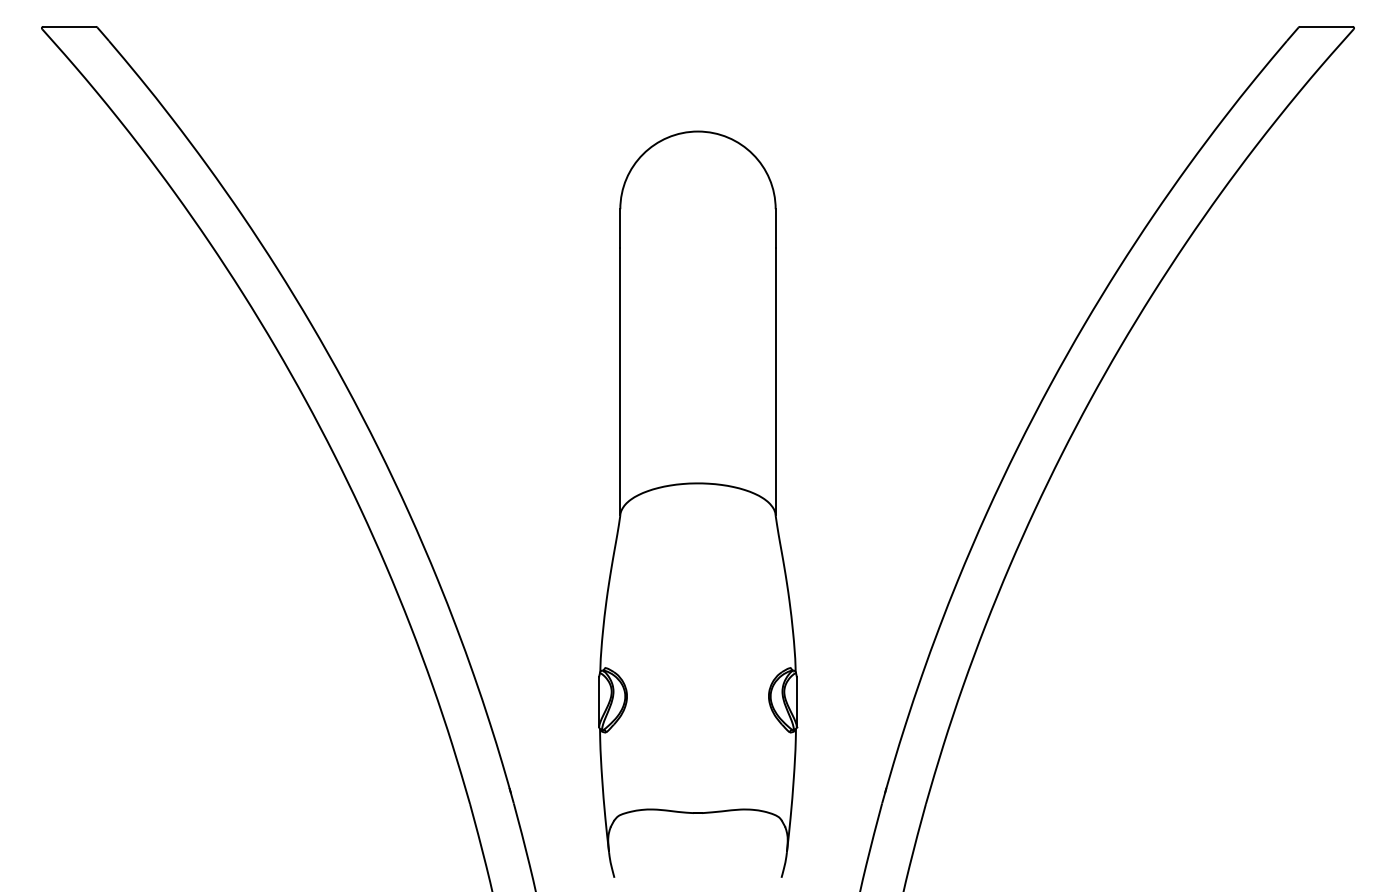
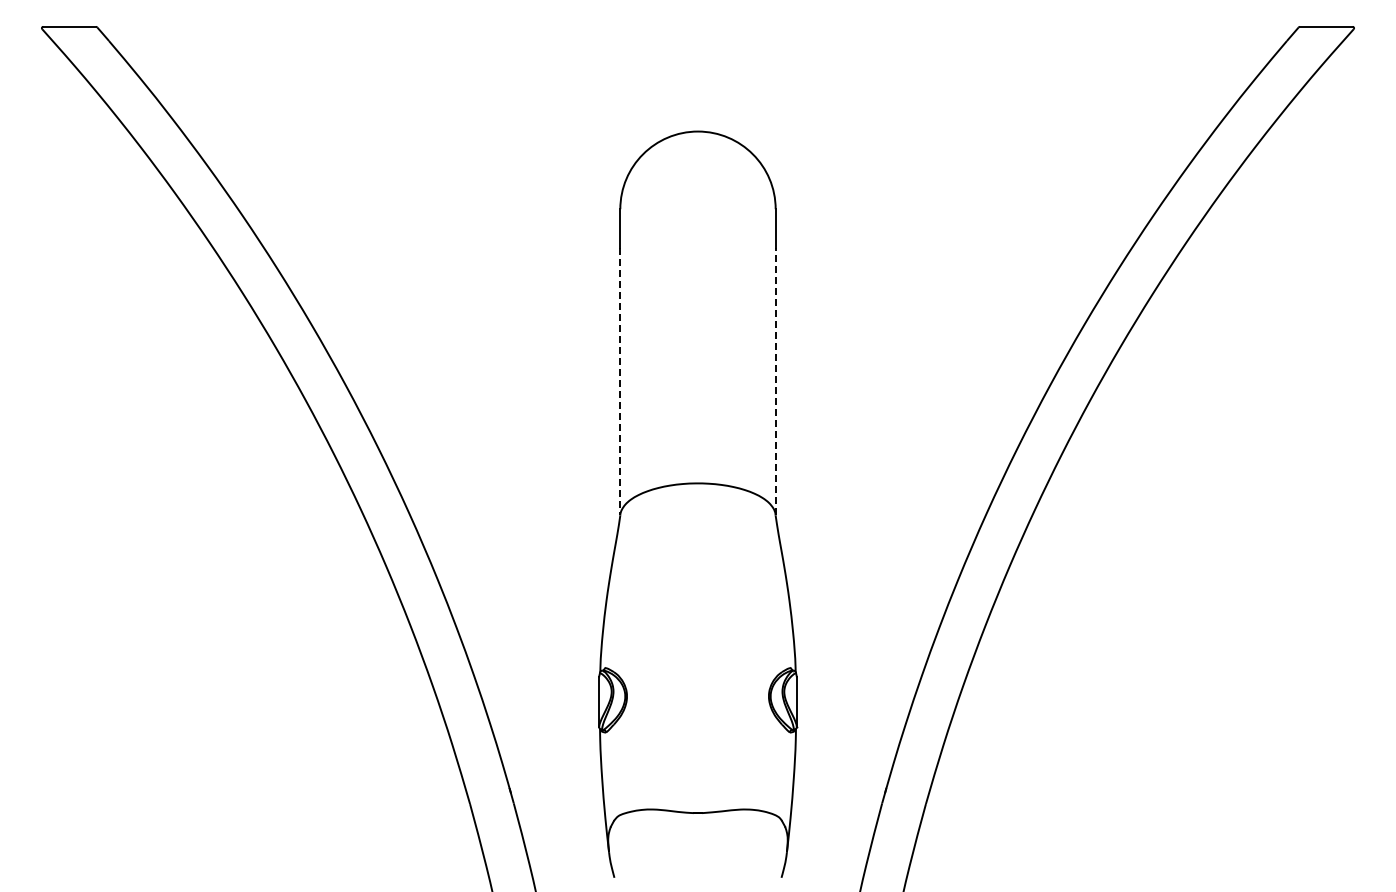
line: solid -> dashed (620, 381)
line: solid -> dashed (775, 381)
